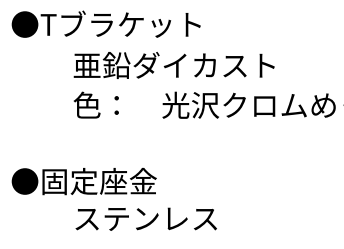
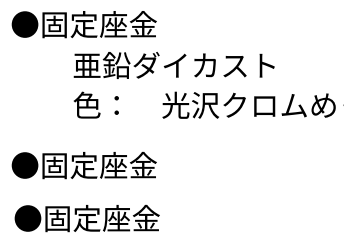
text: ●Tブラケット -> ●固定座金 (120, 24)
text position: (83, 181) -> (83, 165) (83, 165)
text: ステンレス -> ●固定座金 (115, 218)
